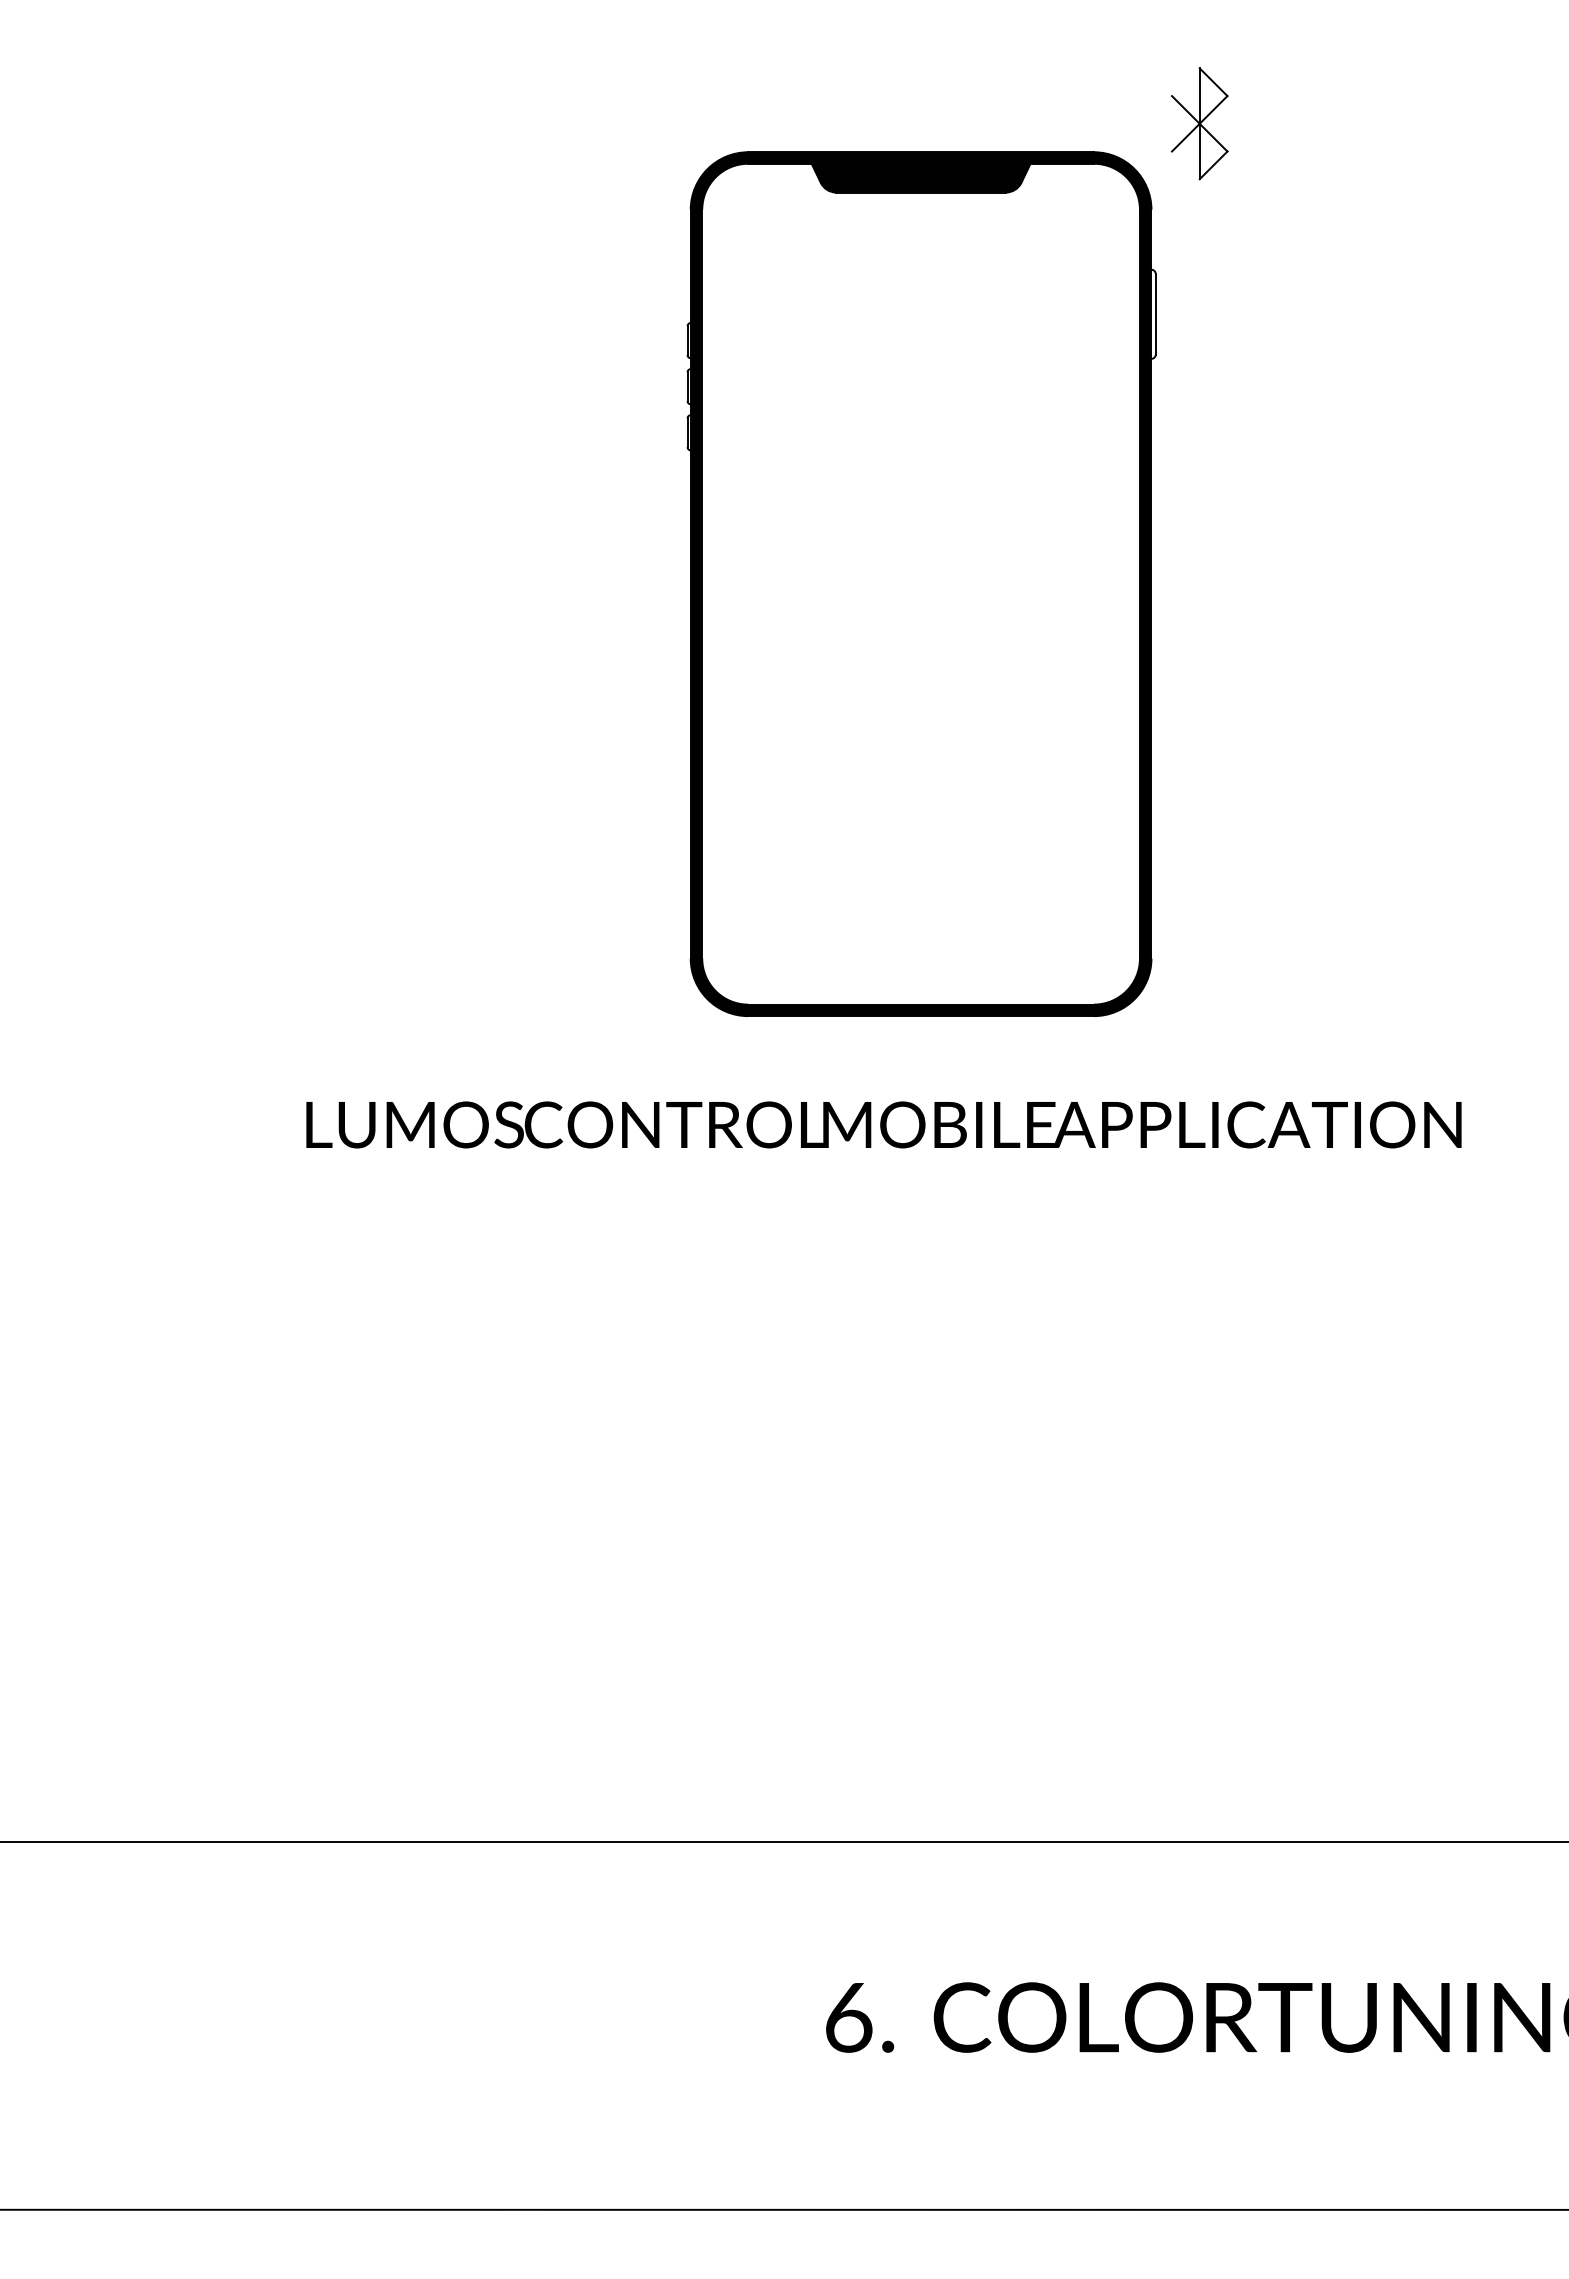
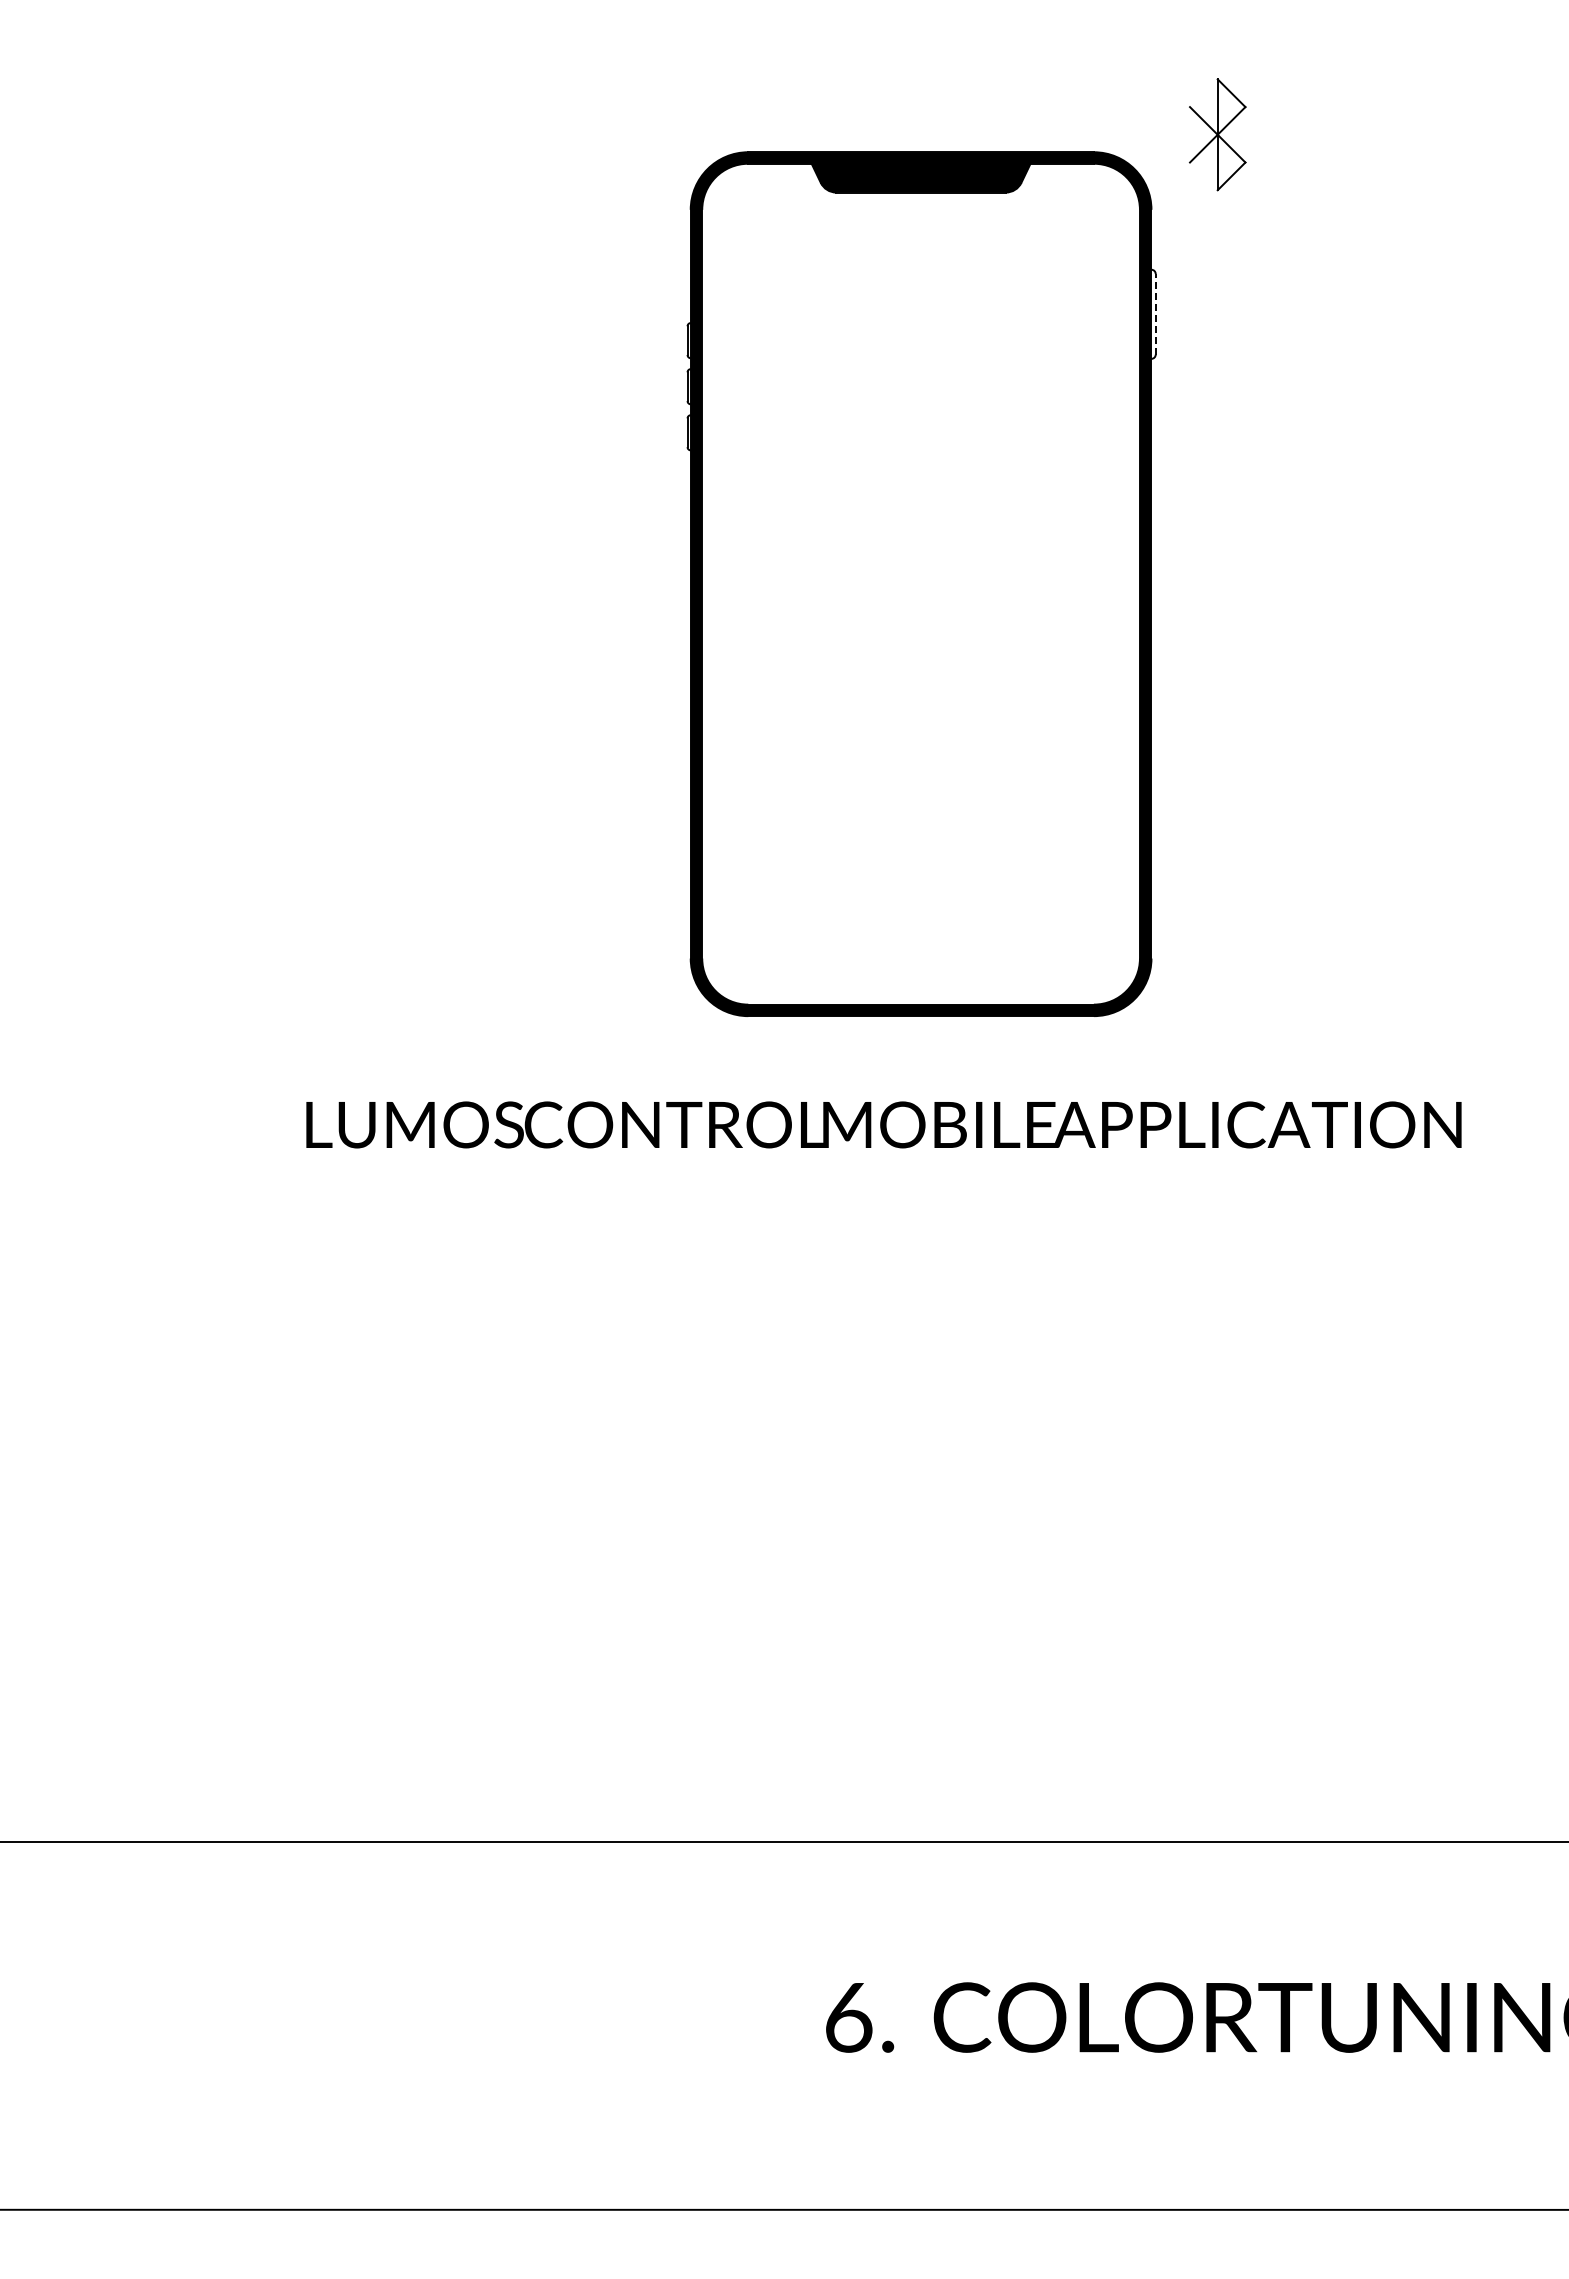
part position: (1199, 123) -> (1217, 134) (1217, 134)
line: solid -> dashed (1155, 313)
